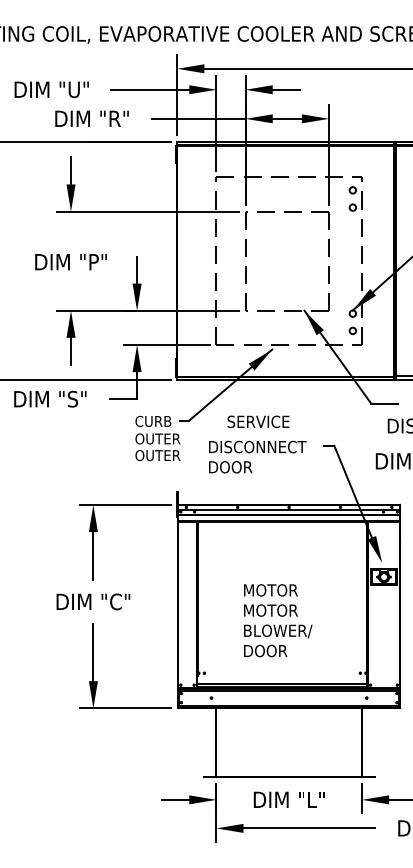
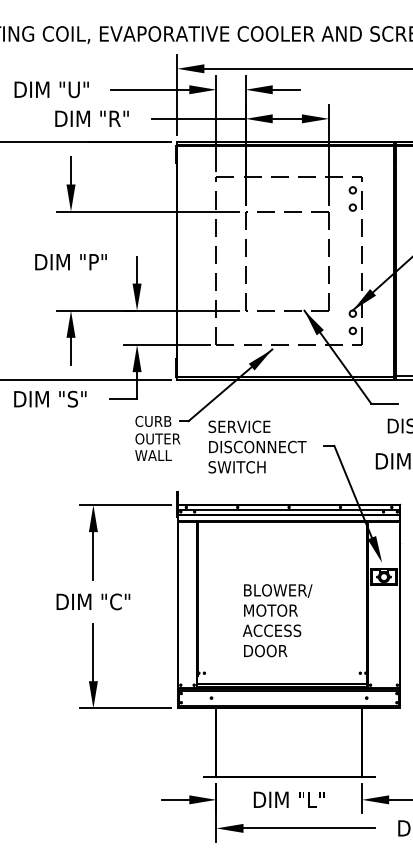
text position: (258, 421) -> (239, 426) (239, 426)
text: OUTER -> WALL (157, 455)
text: DOOR -> SWITCH (236, 467)
text: MOTOR -> BLOWER/ (278, 590)
text: BLOWER/ -> ACCESS (277, 631)
